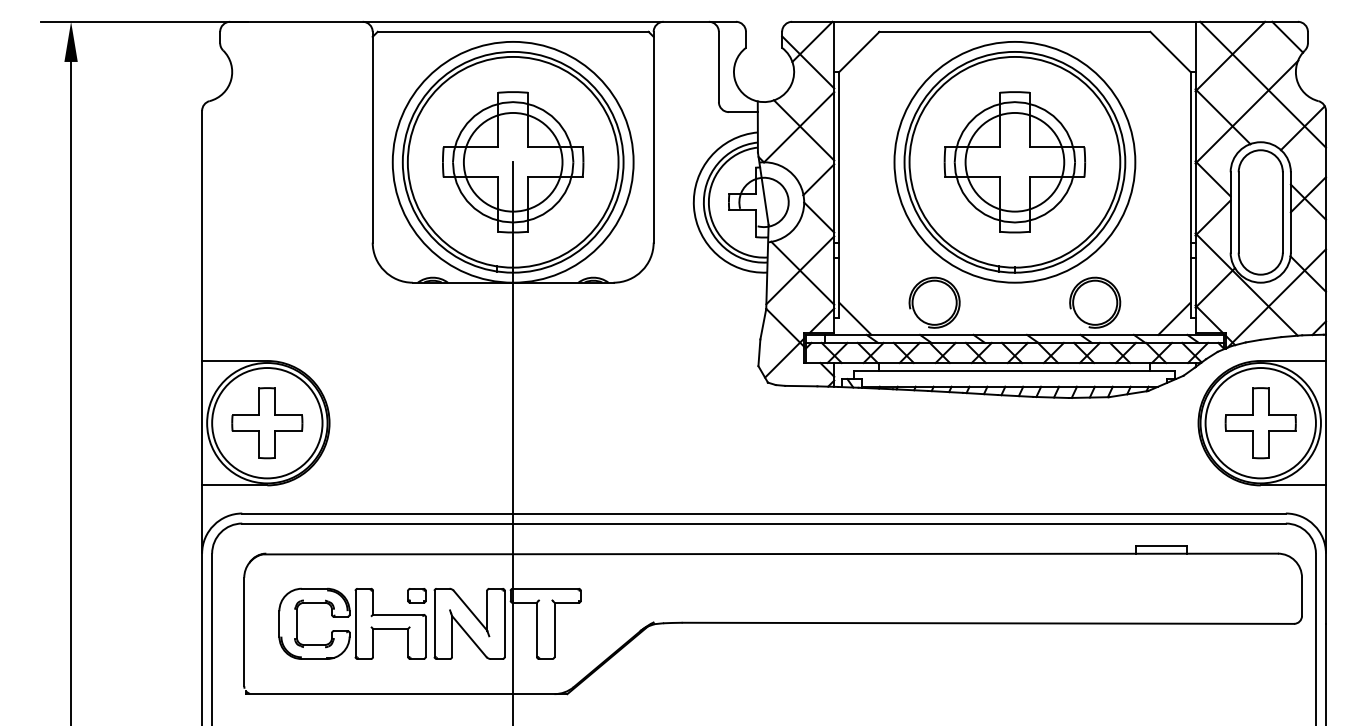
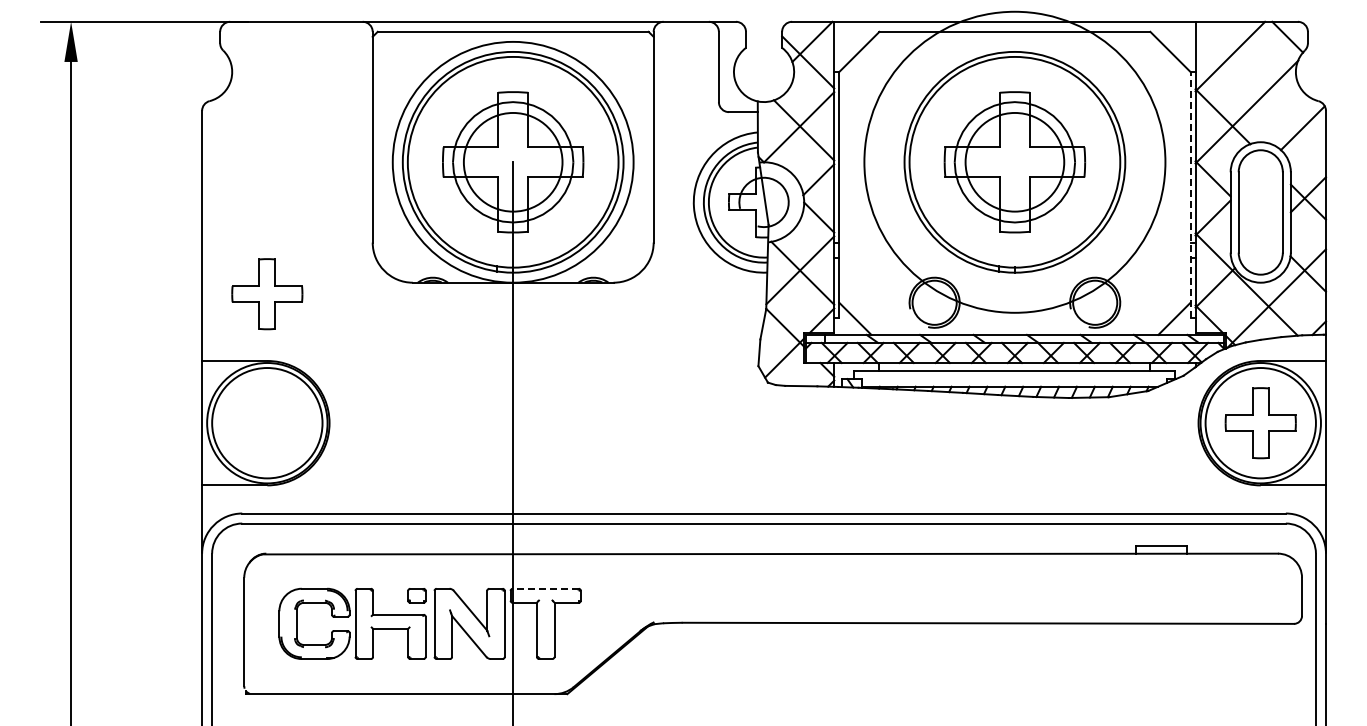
line: present -> none (1262, 84)
circle diameter: 241 px -> 301 px (1014, 161)
line: solid -> dashed (1190, 194)
part position: (267, 423) -> (267, 294) (267, 294)
line: solid -> dashed (545, 588)
